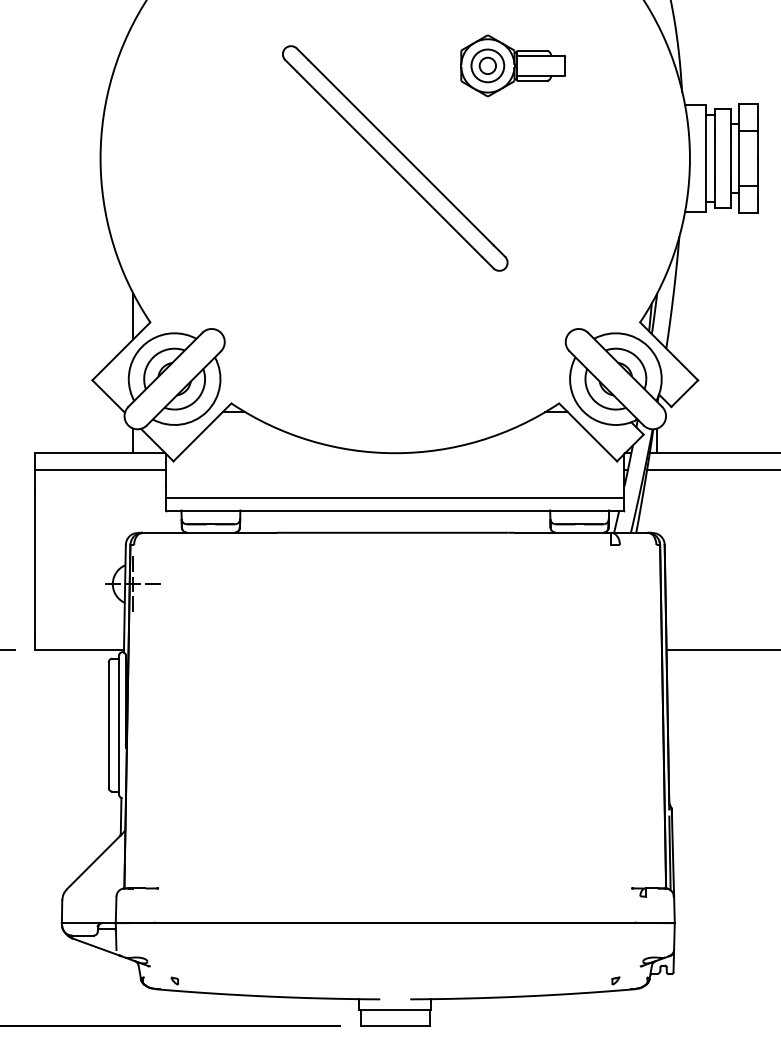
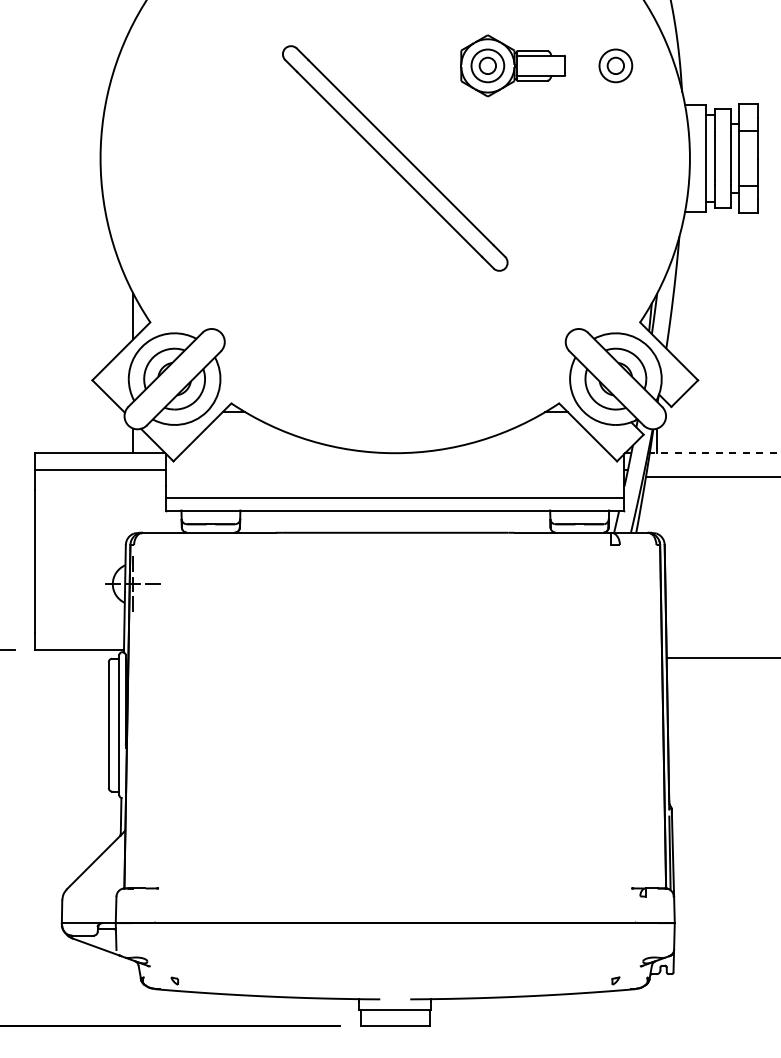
part: none -> present (615, 65)
line: solid -> dashed (714, 453)
line position: (712, 469) -> (712, 476) (712, 476)
line position: (721, 649) -> (721, 657) (721, 657)
